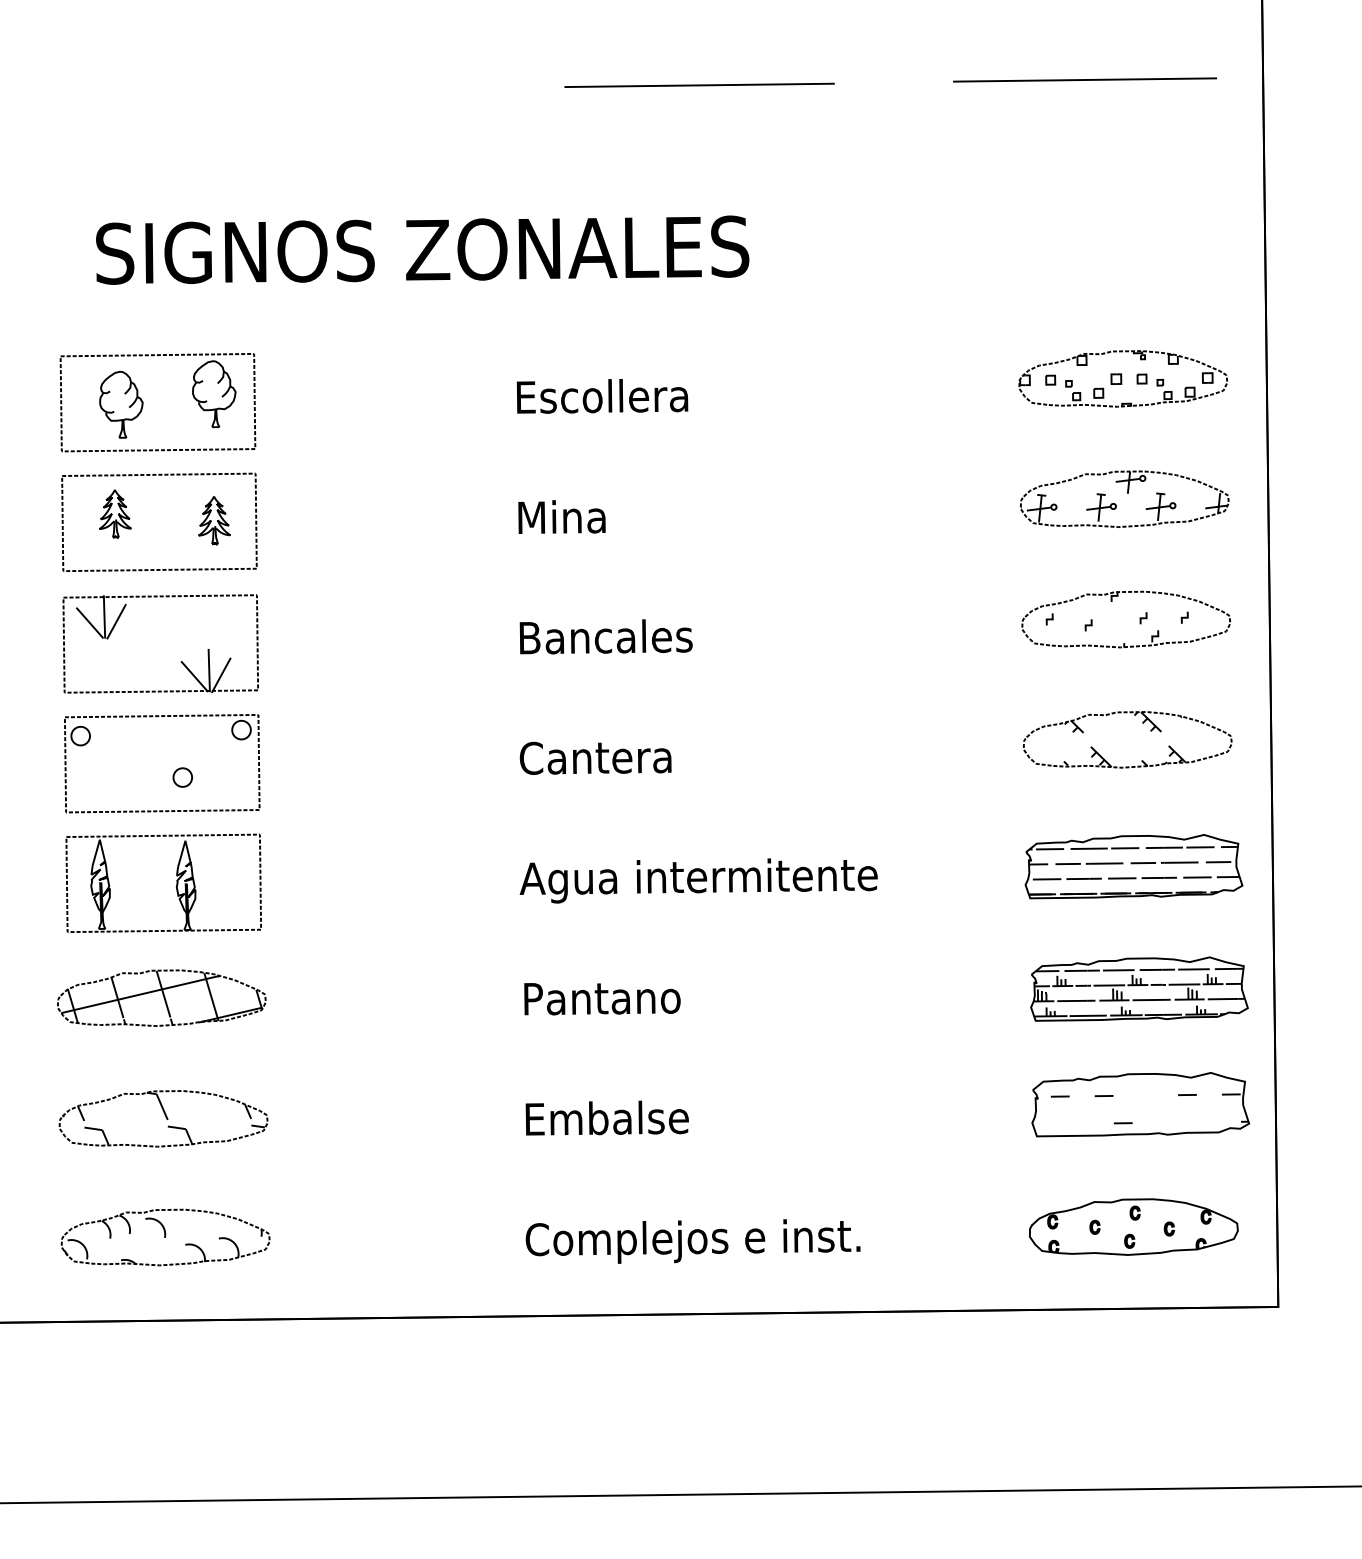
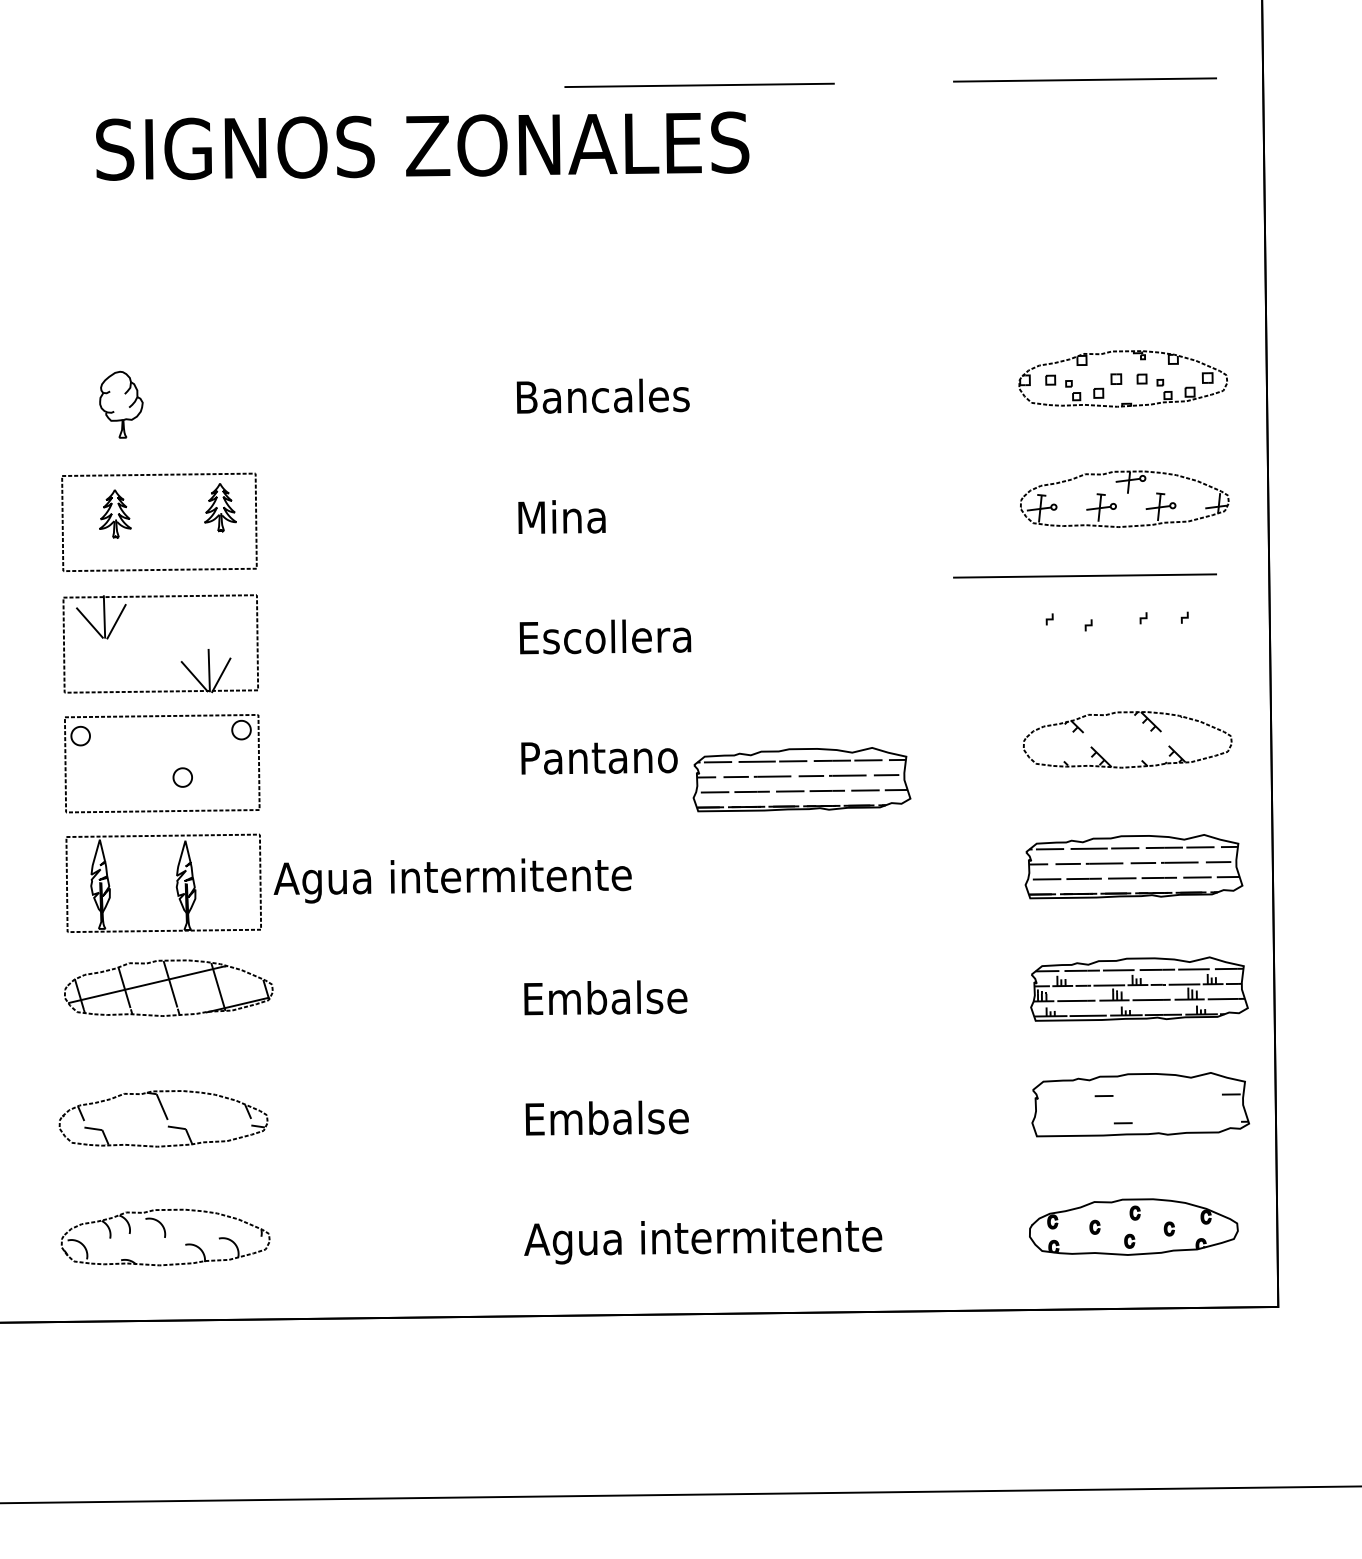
text position: (422, 249) -> (422, 145) (422, 145)
part: present -> none (192, 395)
text: Escollera -> Bancales (608, 395)
part position: (214, 520) -> (220, 507) (220, 507)
line: none -> present (1084, 575)
part: present -> none (1112, 601)
text: Bancales -> Escollera (611, 636)
text: Cantera -> Pantano (598, 757)
part: none -> present (801, 779)
text position: (698, 880) -> (452, 880) (452, 880)
part position: (161, 997) -> (168, 987) (168, 987)
text: Pantano -> Embalse (607, 997)
line: present -> none (1187, 1094)
line: present -> none (1059, 1096)
text: Complejos e inst. -> Agua intermitente (703, 1241)
